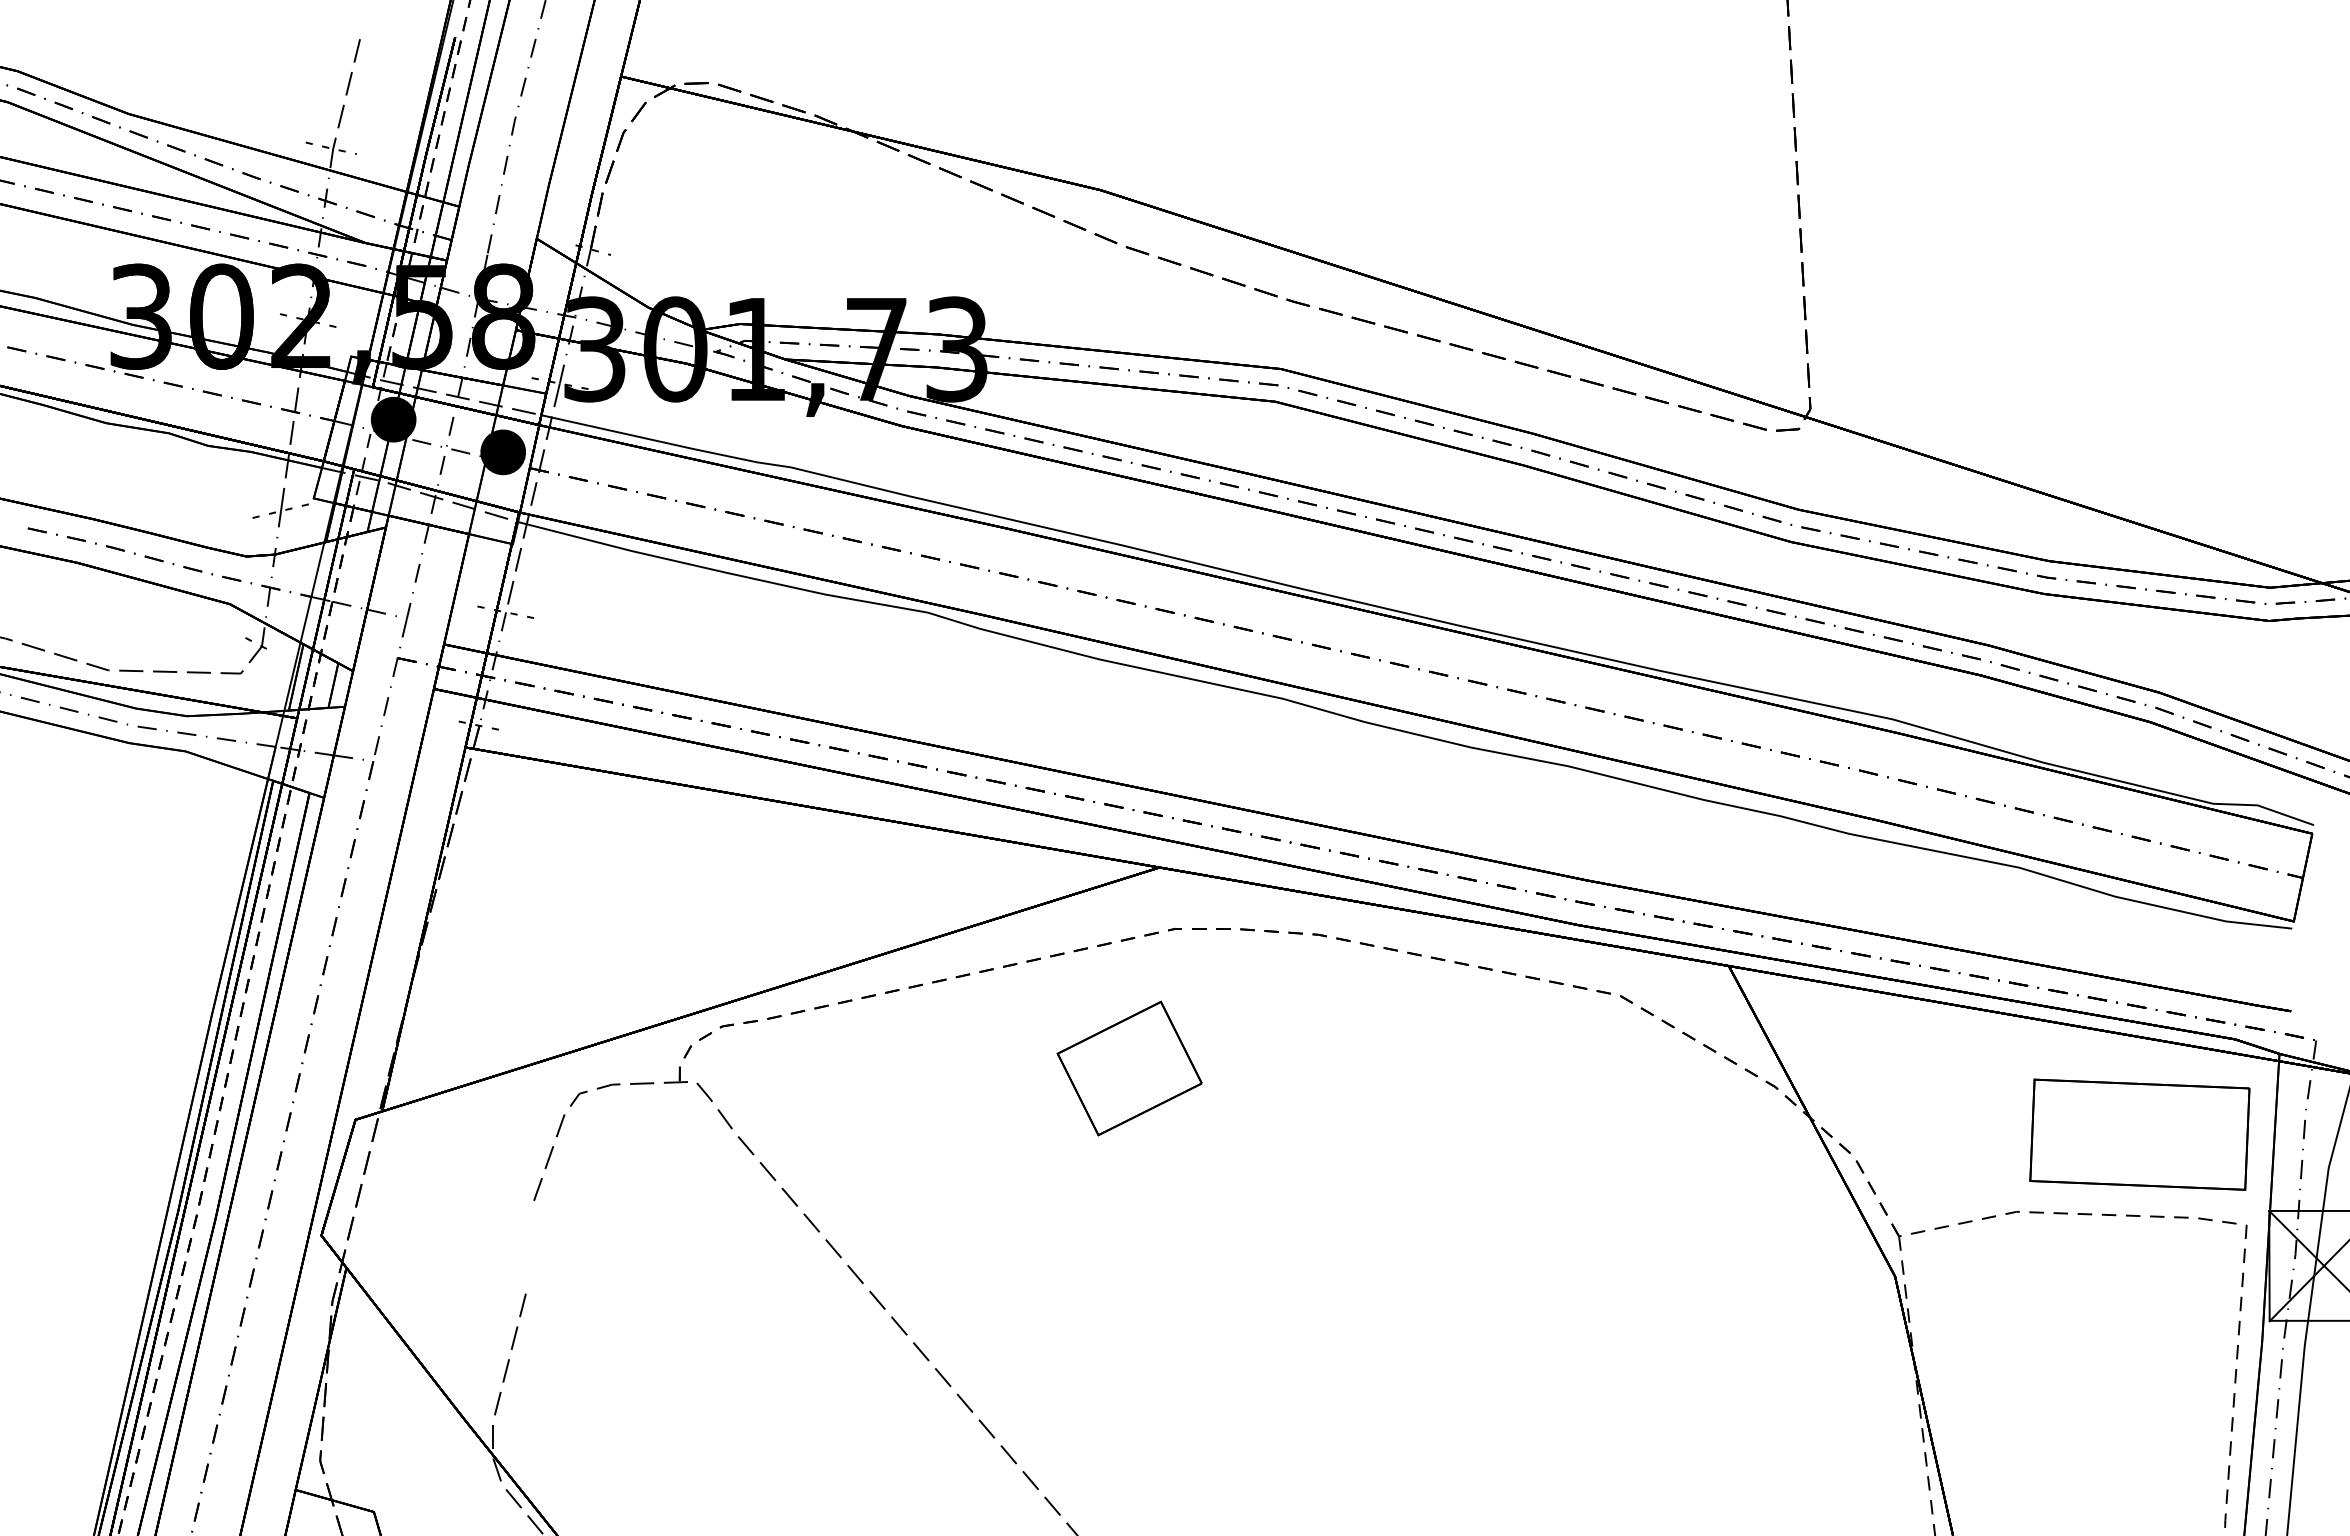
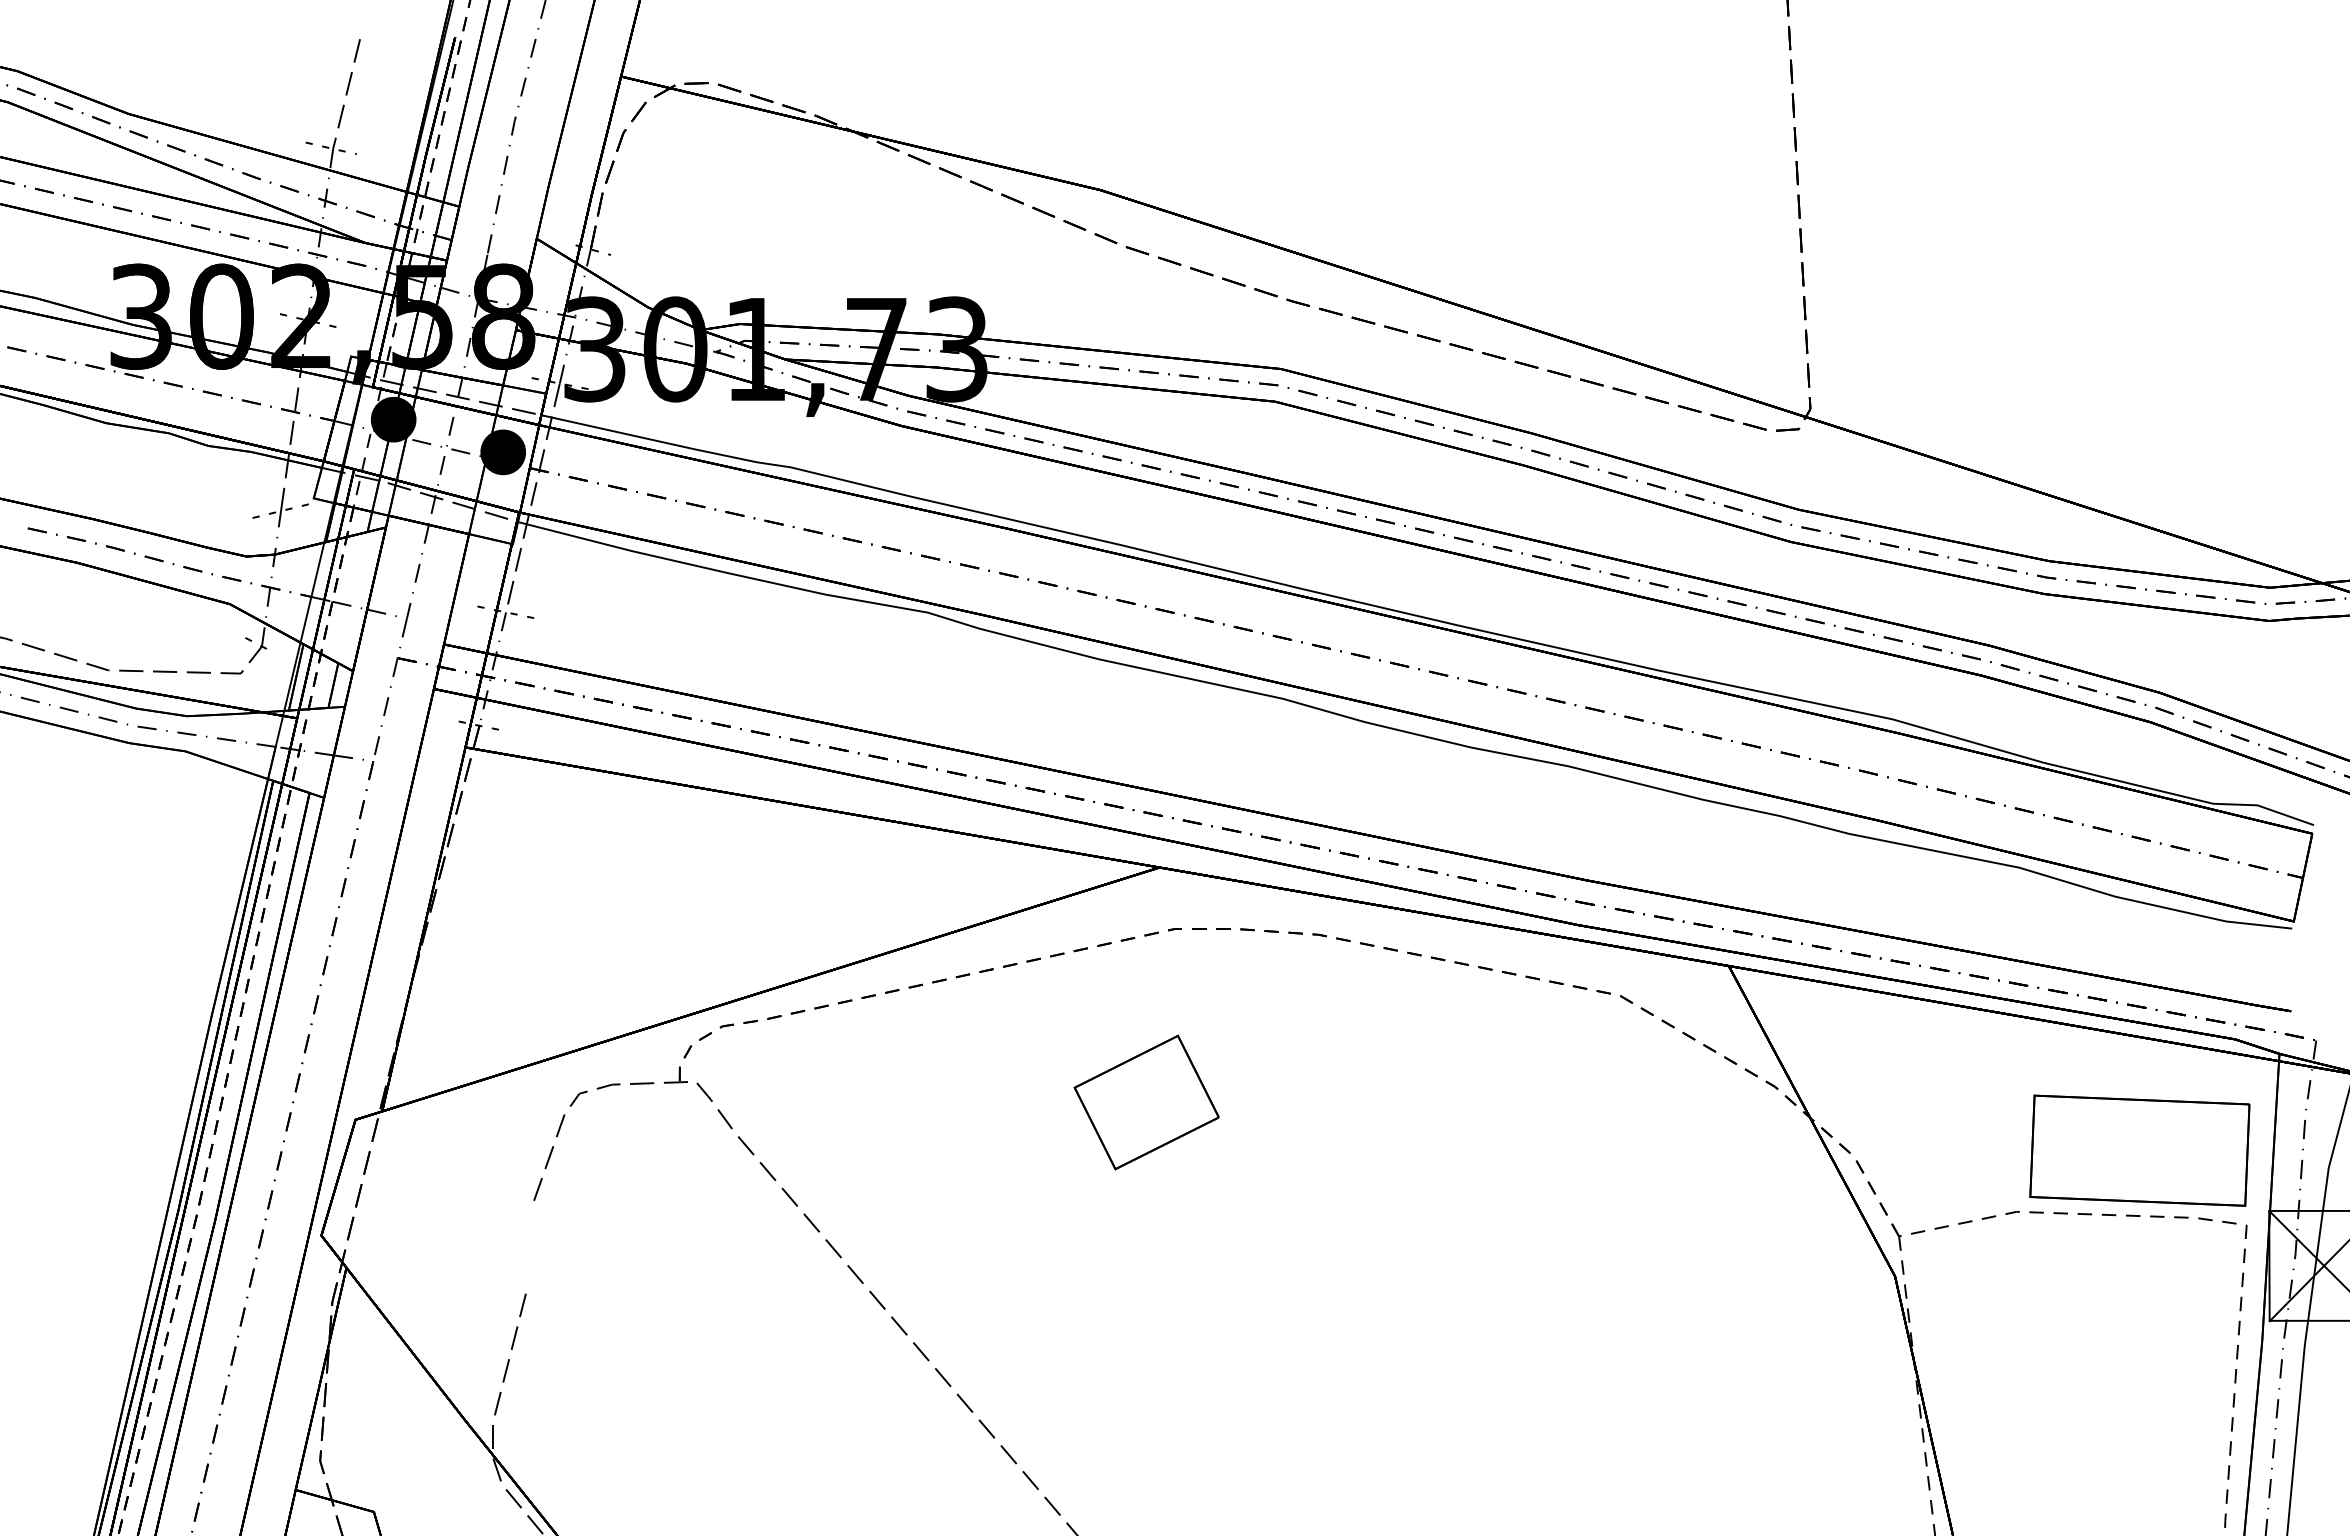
part position: (1129, 1068) -> (1146, 1102) (1146, 1102)
part position: (2139, 1134) -> (2139, 1150) (2139, 1150)
